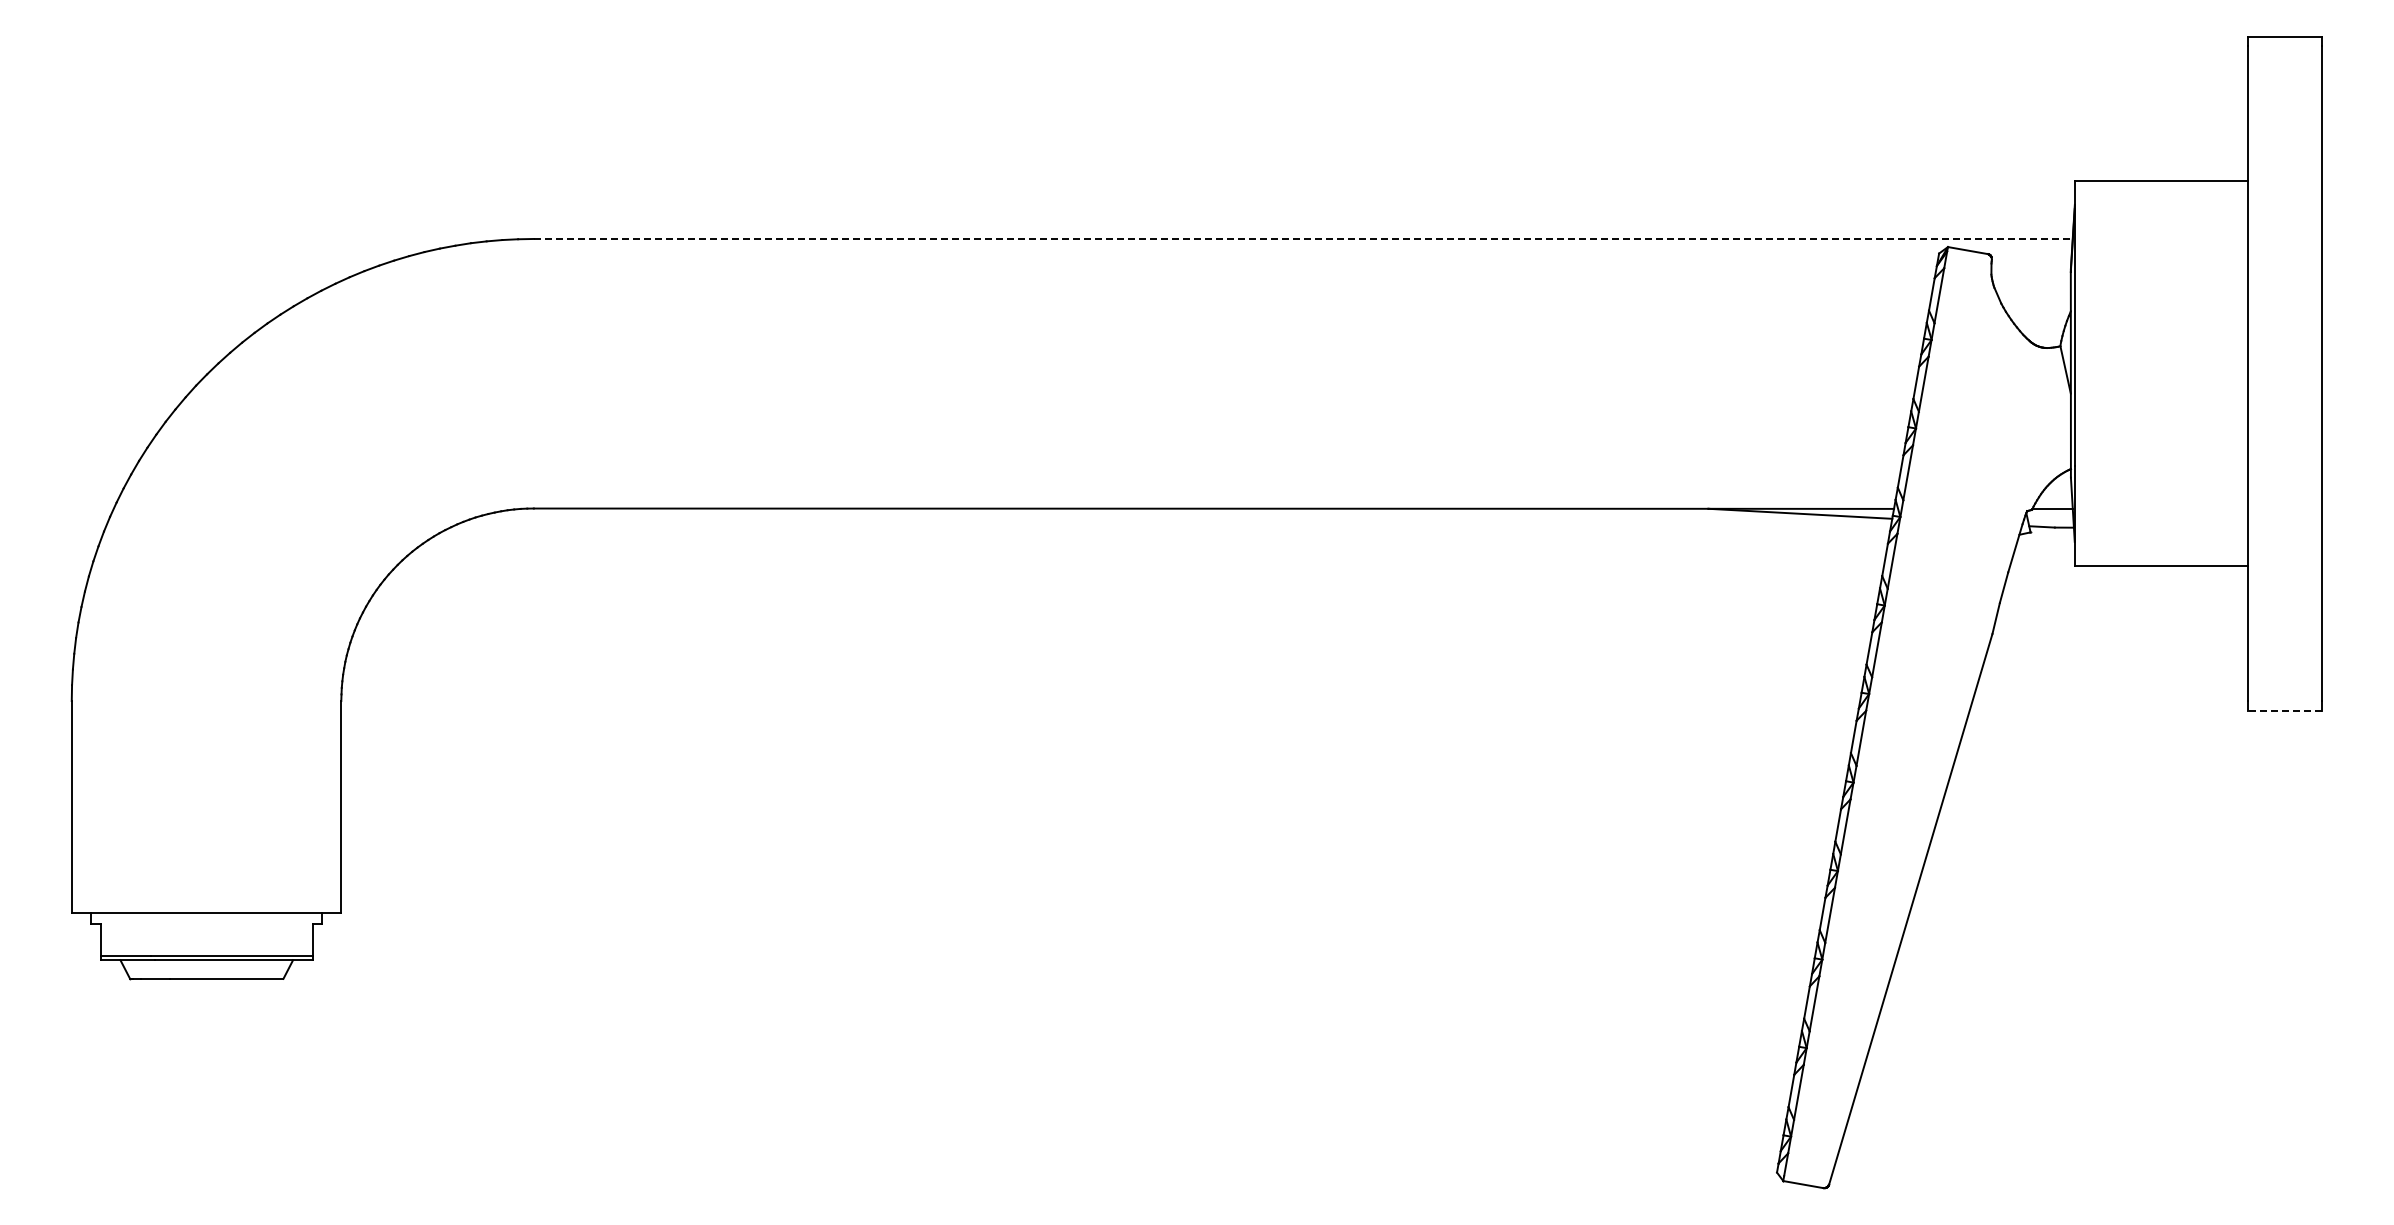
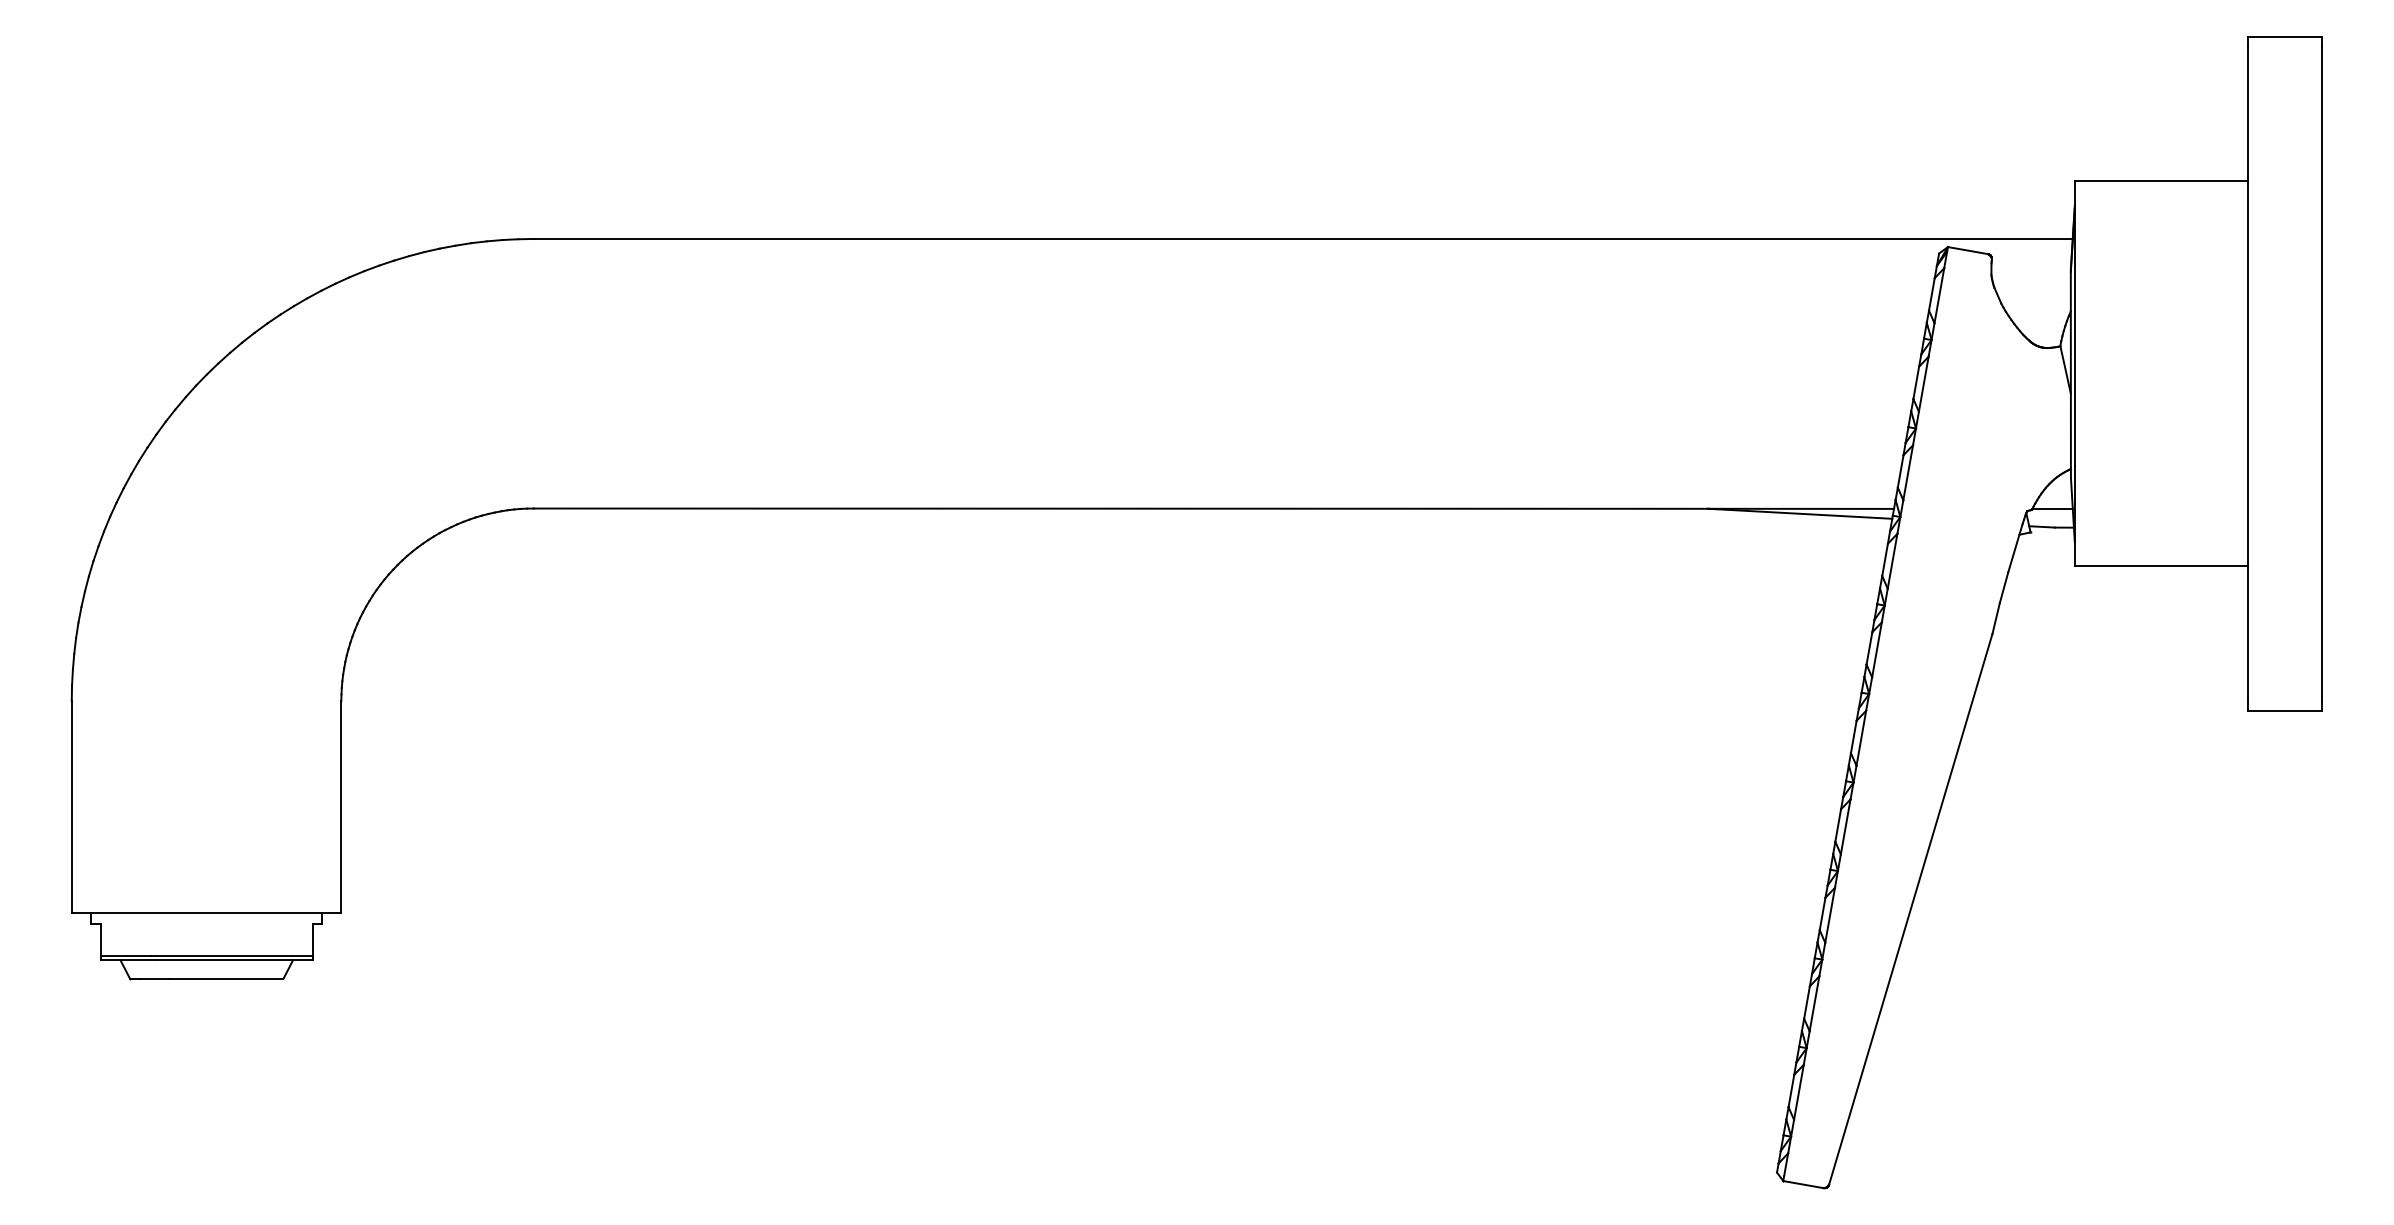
line: dashed -> solid (1303, 238)
line: dashed -> solid (2284, 710)
